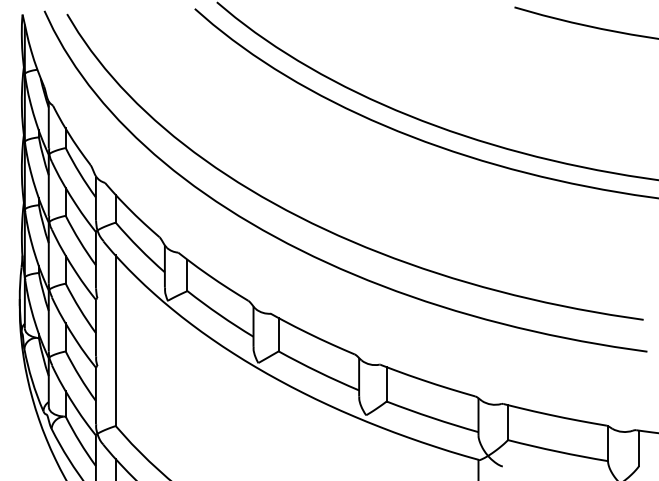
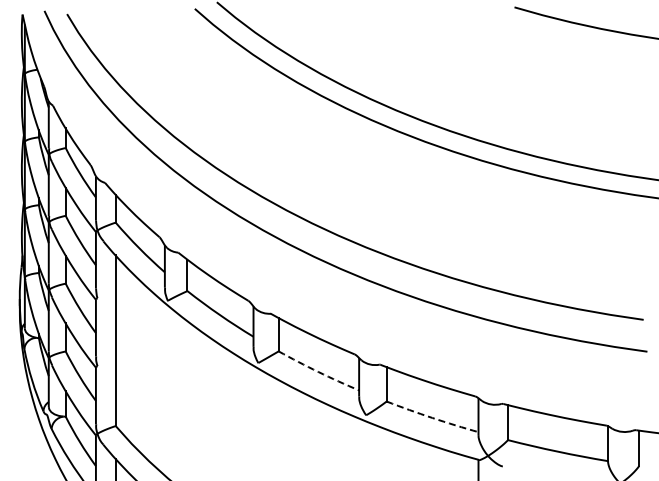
arc: solid -> dashed (318, 371)
arc: solid -> dashed (432, 417)
